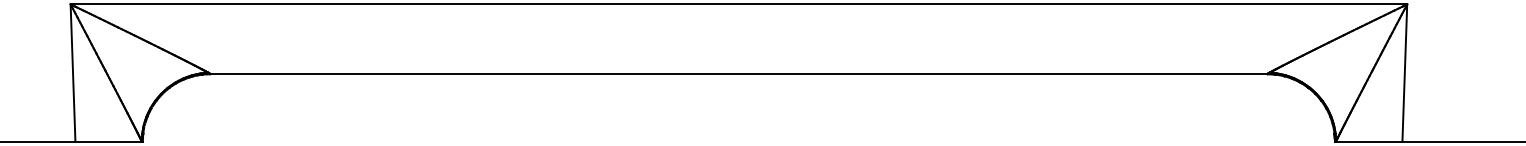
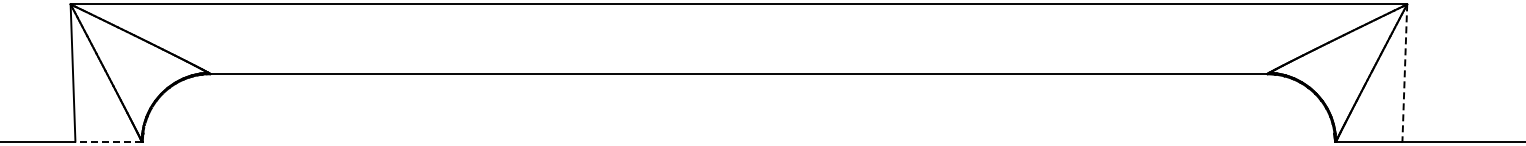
line: solid -> dashed (1404, 72)
line: solid -> dashed (108, 141)
